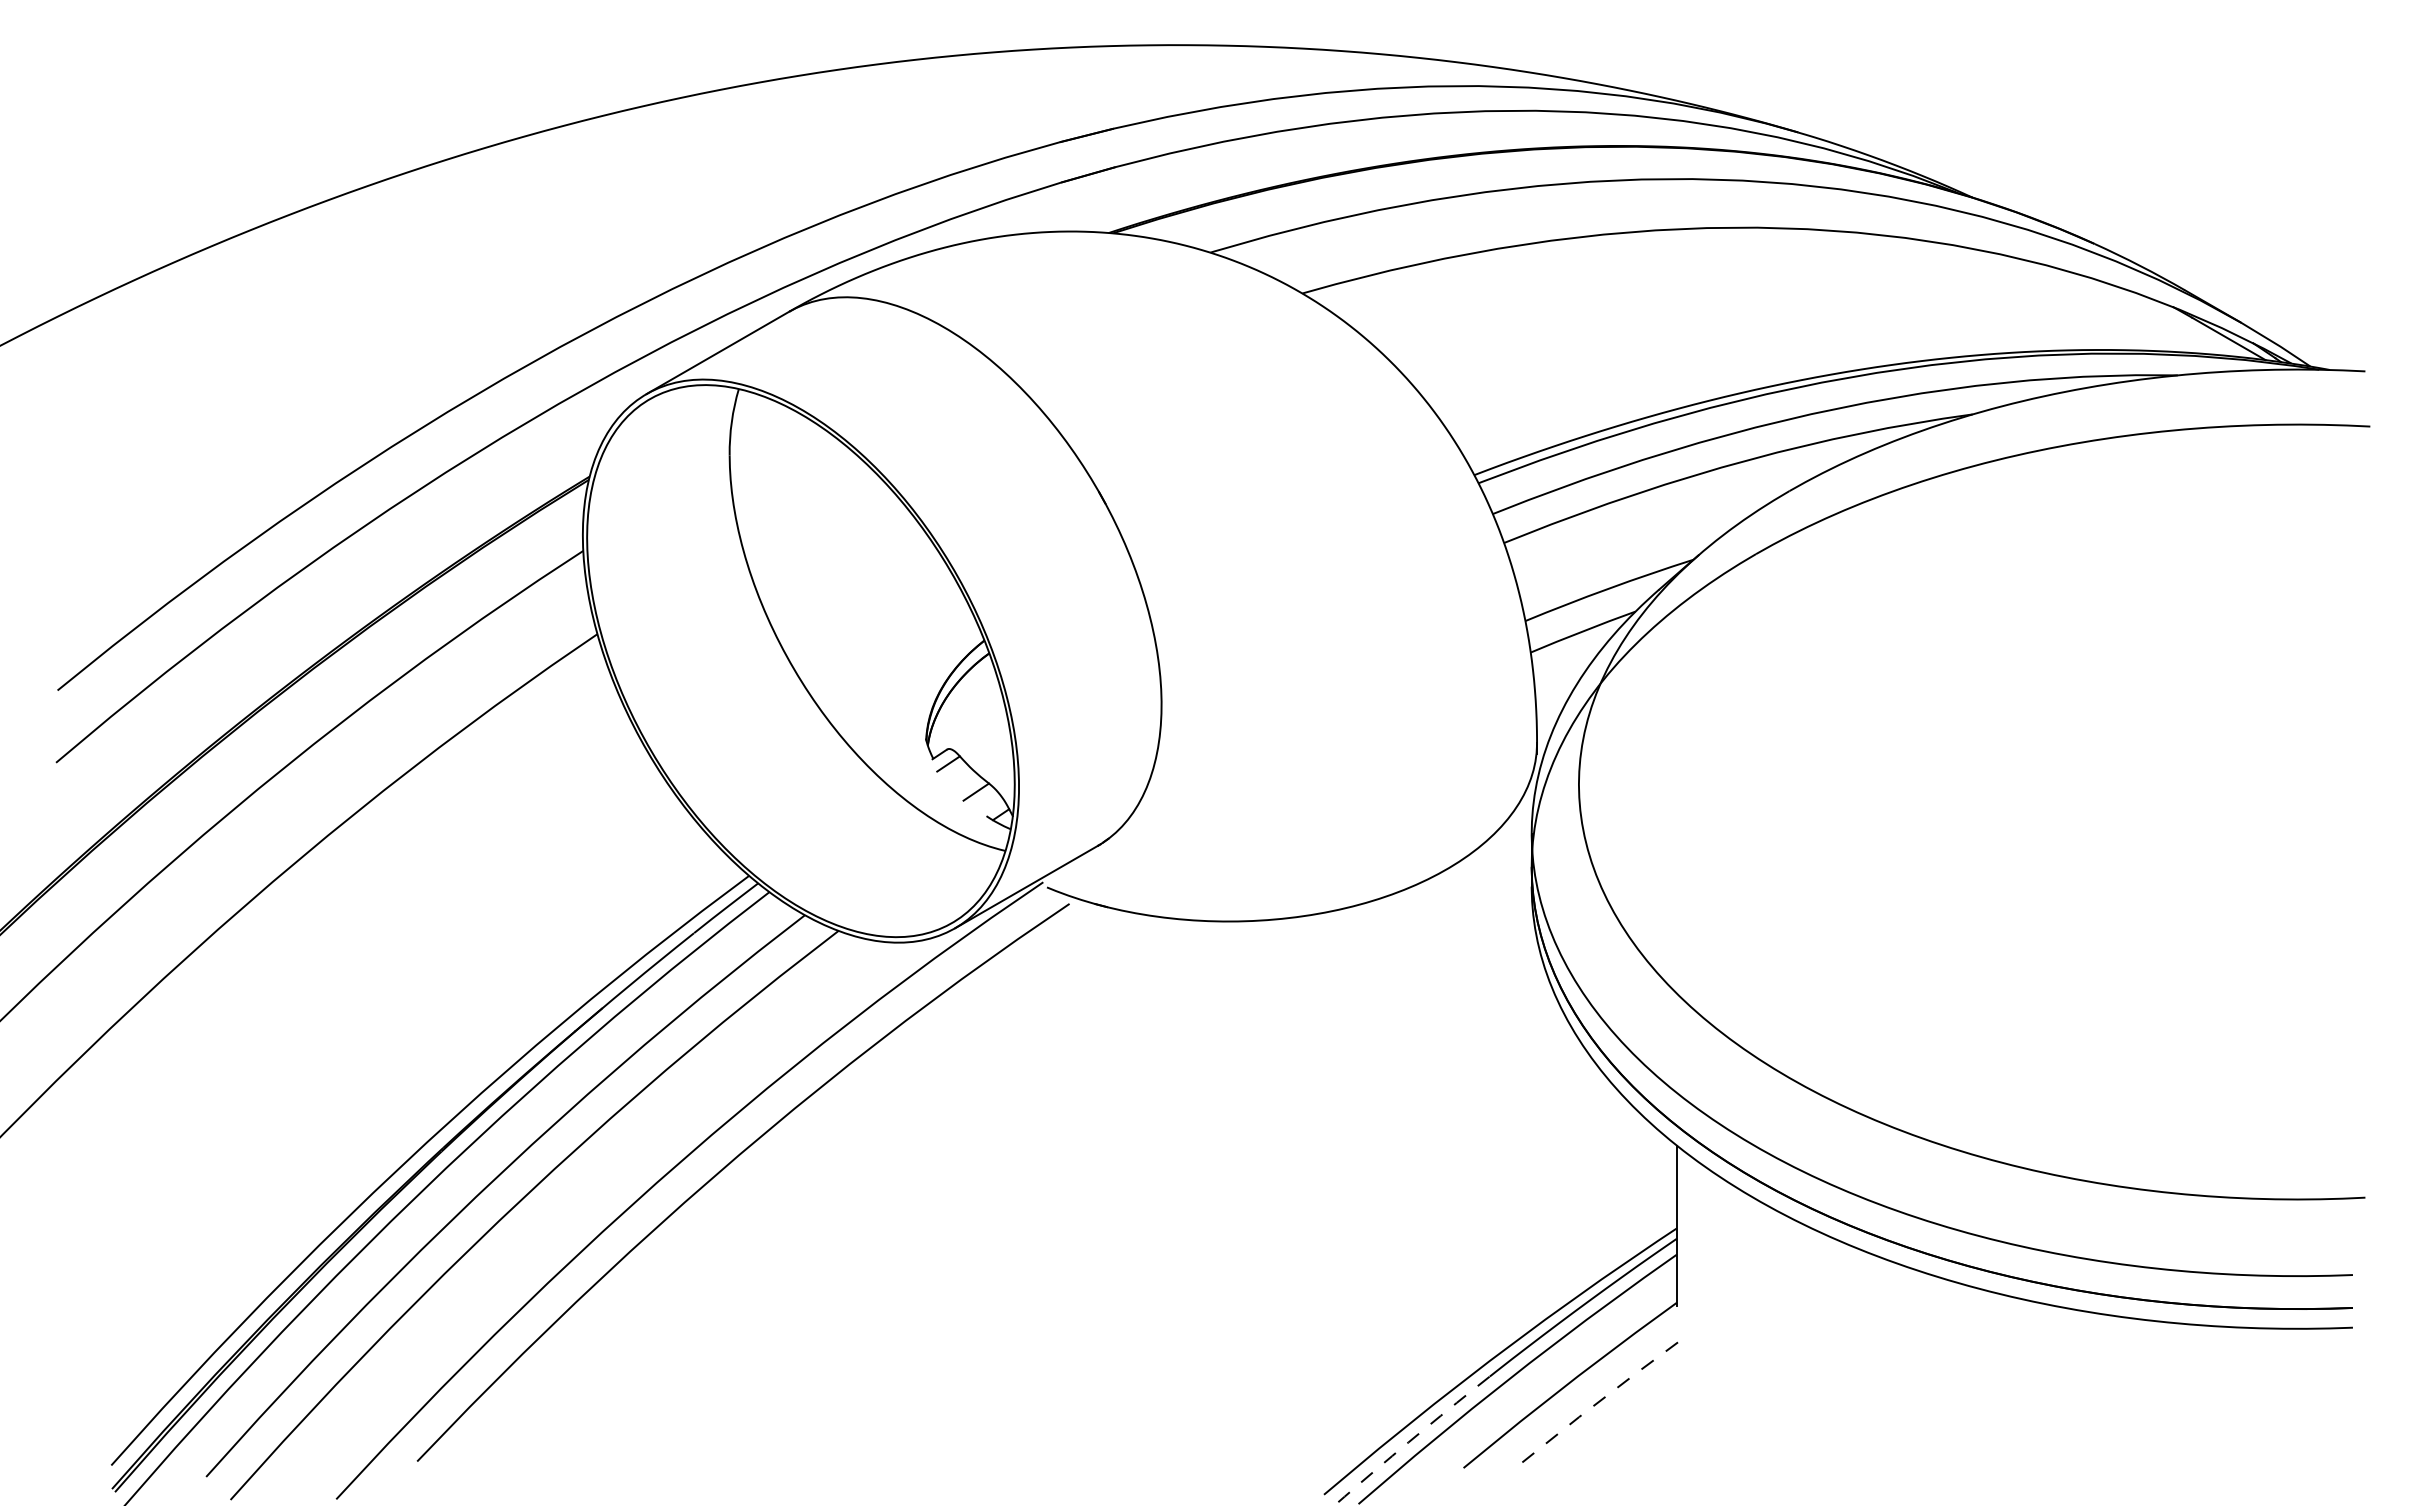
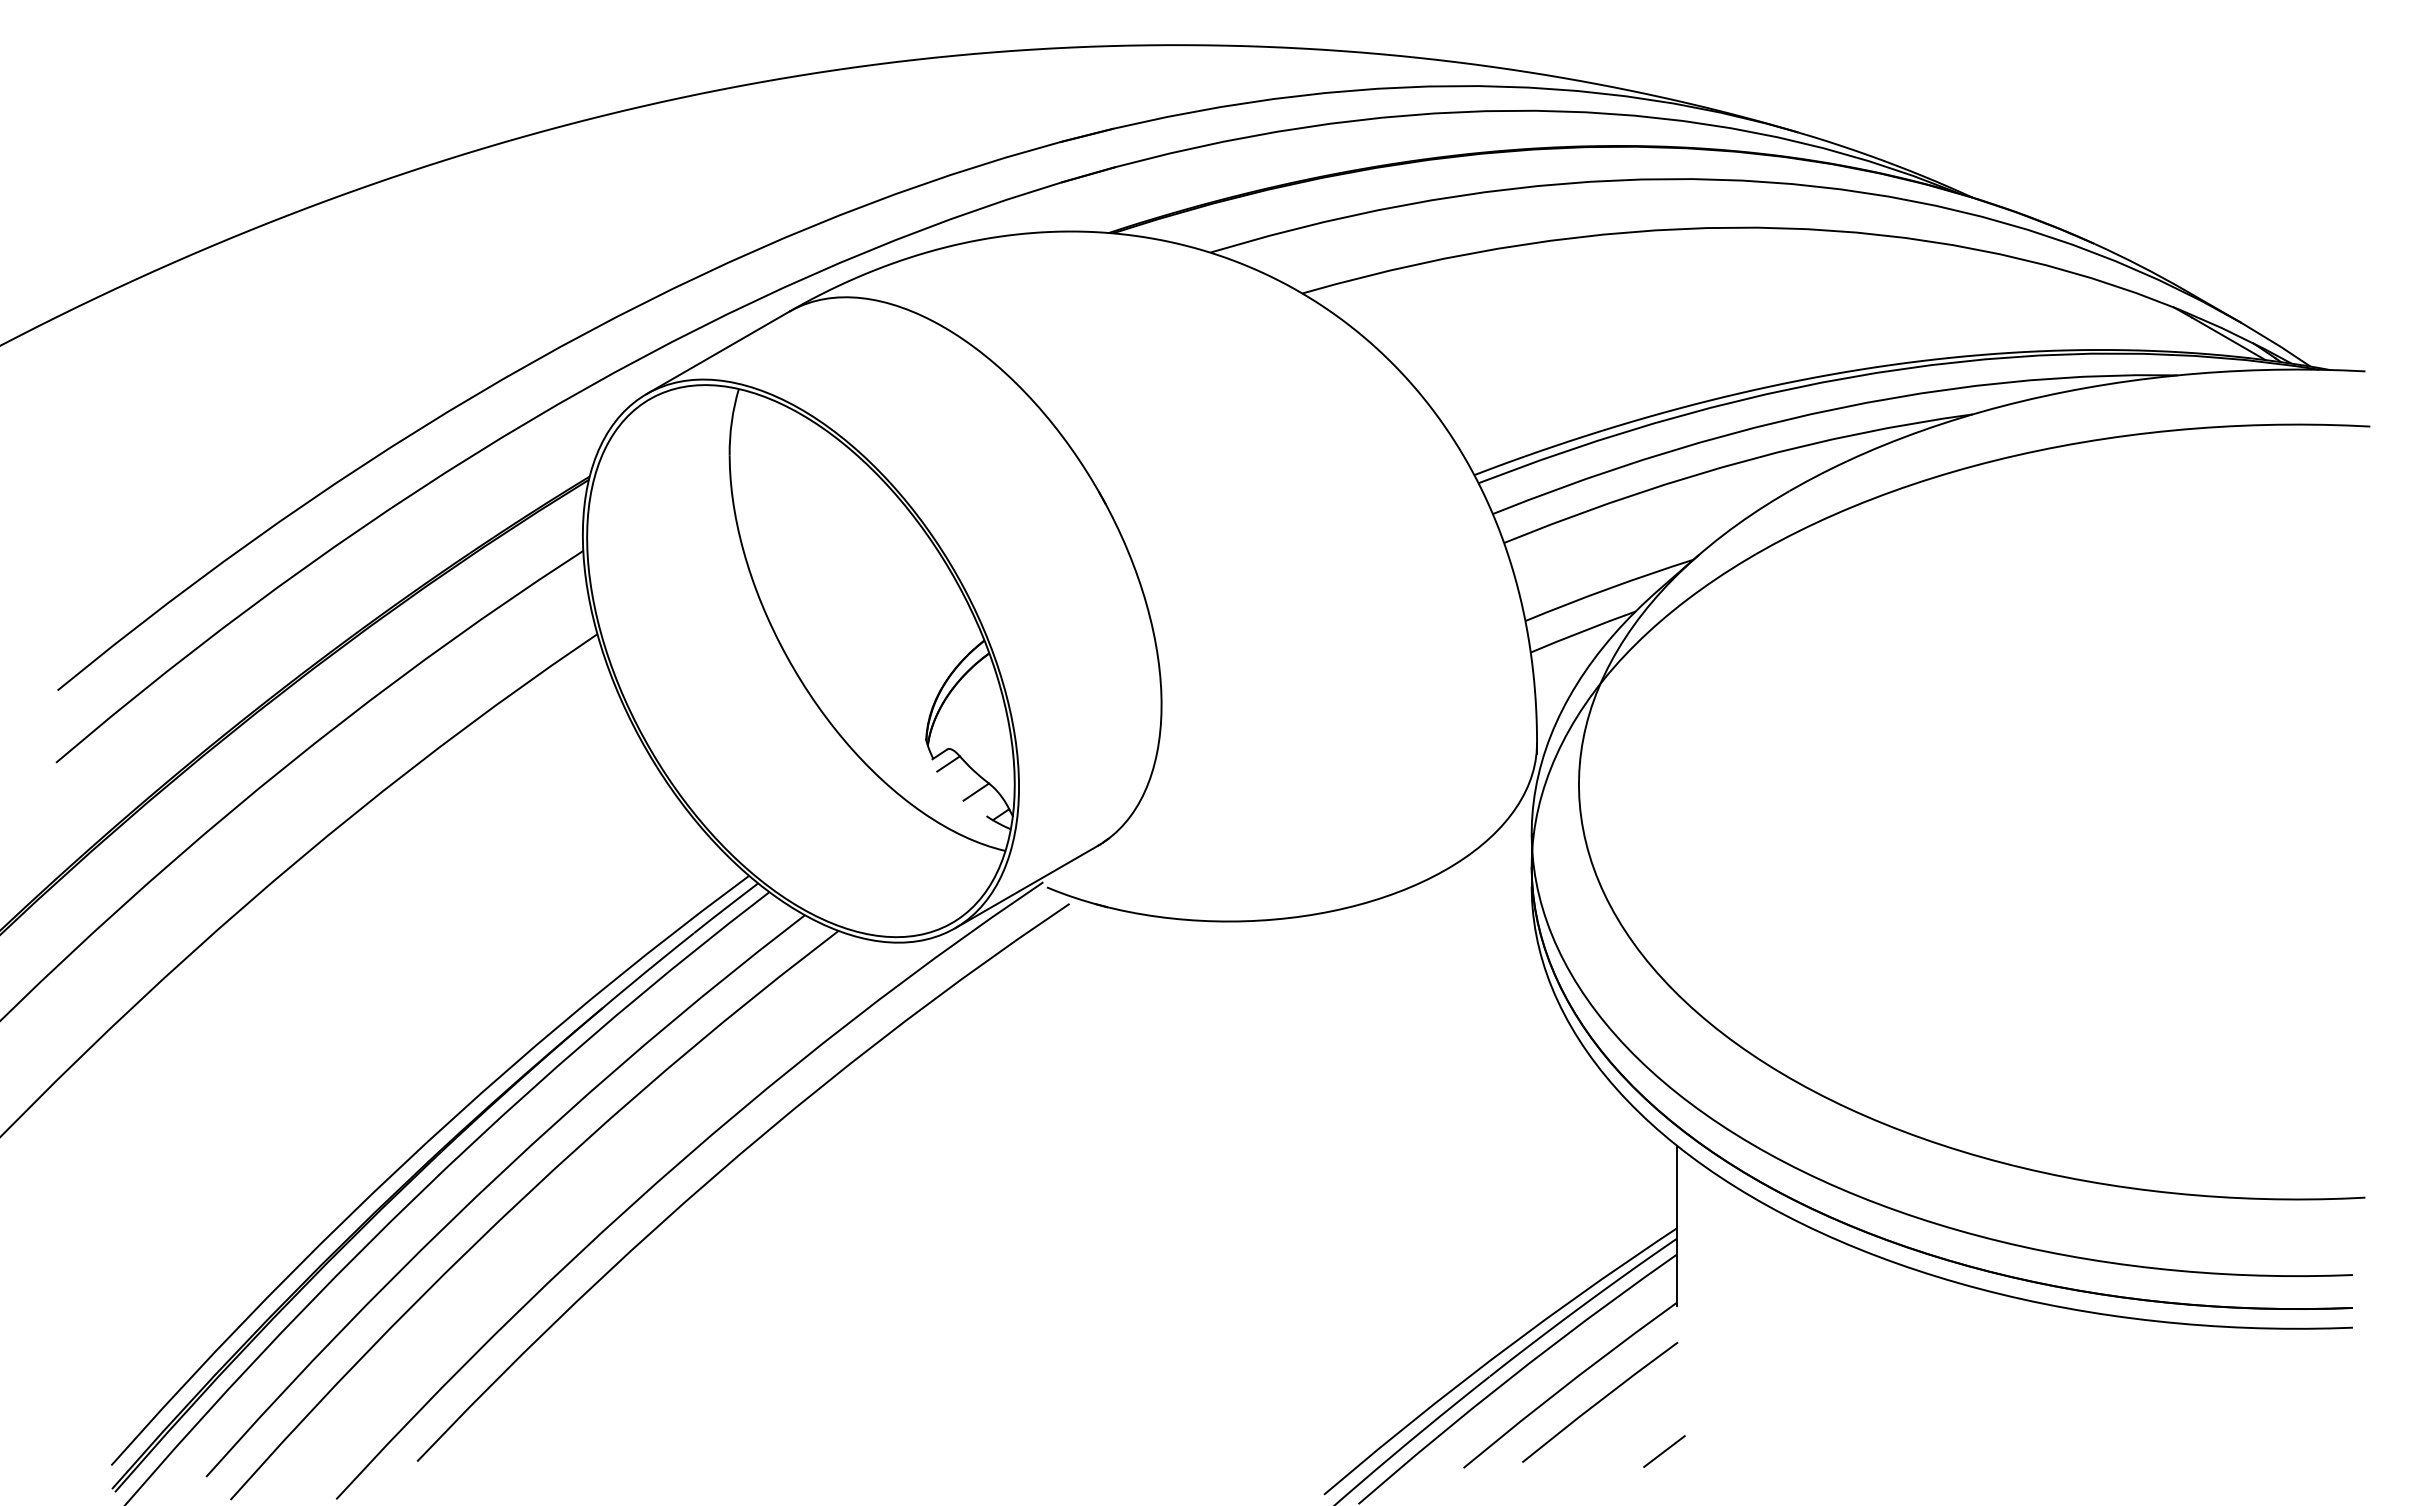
line: dashed -> solid (1599, 1401)
arc: dashed -> solid (1411, 1440)
line: none -> present (1664, 1451)
